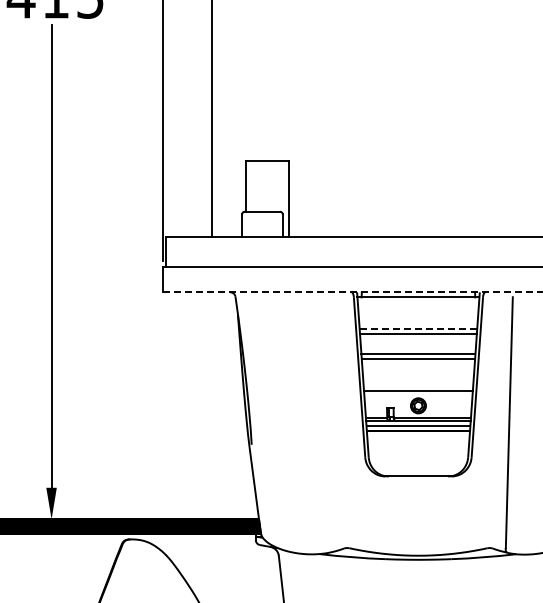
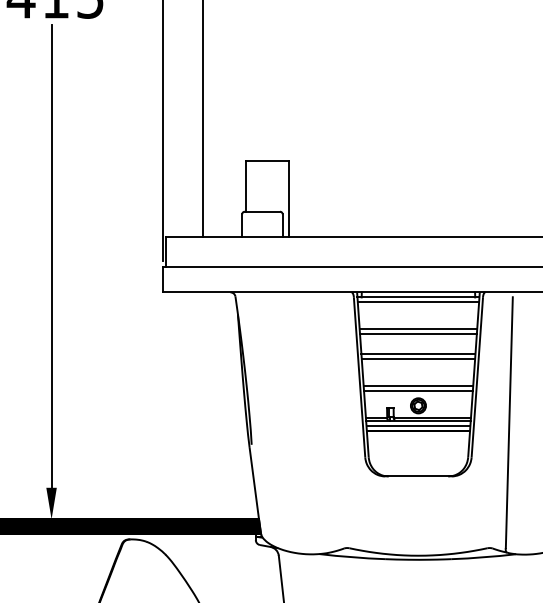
line position: (211, 119) -> (202, 119) (202, 119)
line: dashed -> solid (352, 292)
line: none -> present (418, 302)
line: dashed -> solid (418, 328)
line: none -> present (418, 385)
